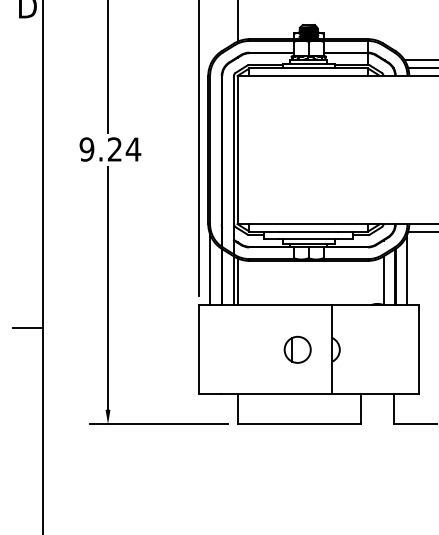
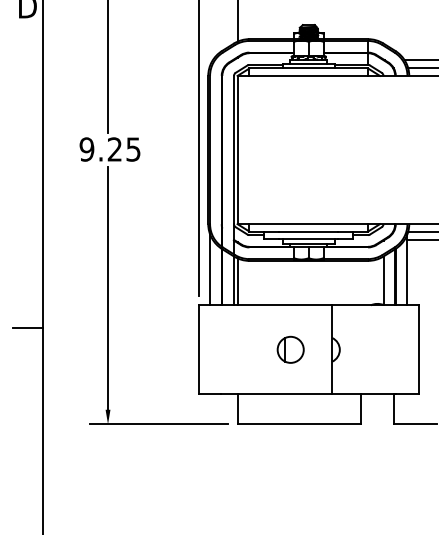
text: 9.24 -> 9.25 (133, 149)
line: none -> present (421, 239)
part position: (297, 349) -> (290, 349) (290, 349)
